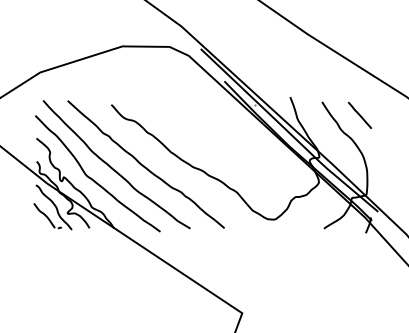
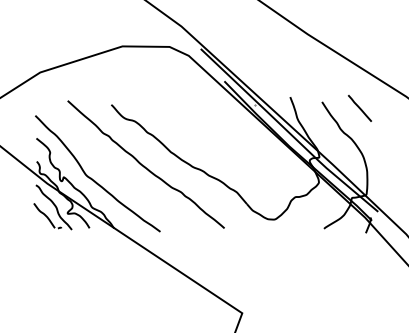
line position: (359, 115) -> (359, 108) (359, 108)
curve: present -> none (112, 167)
